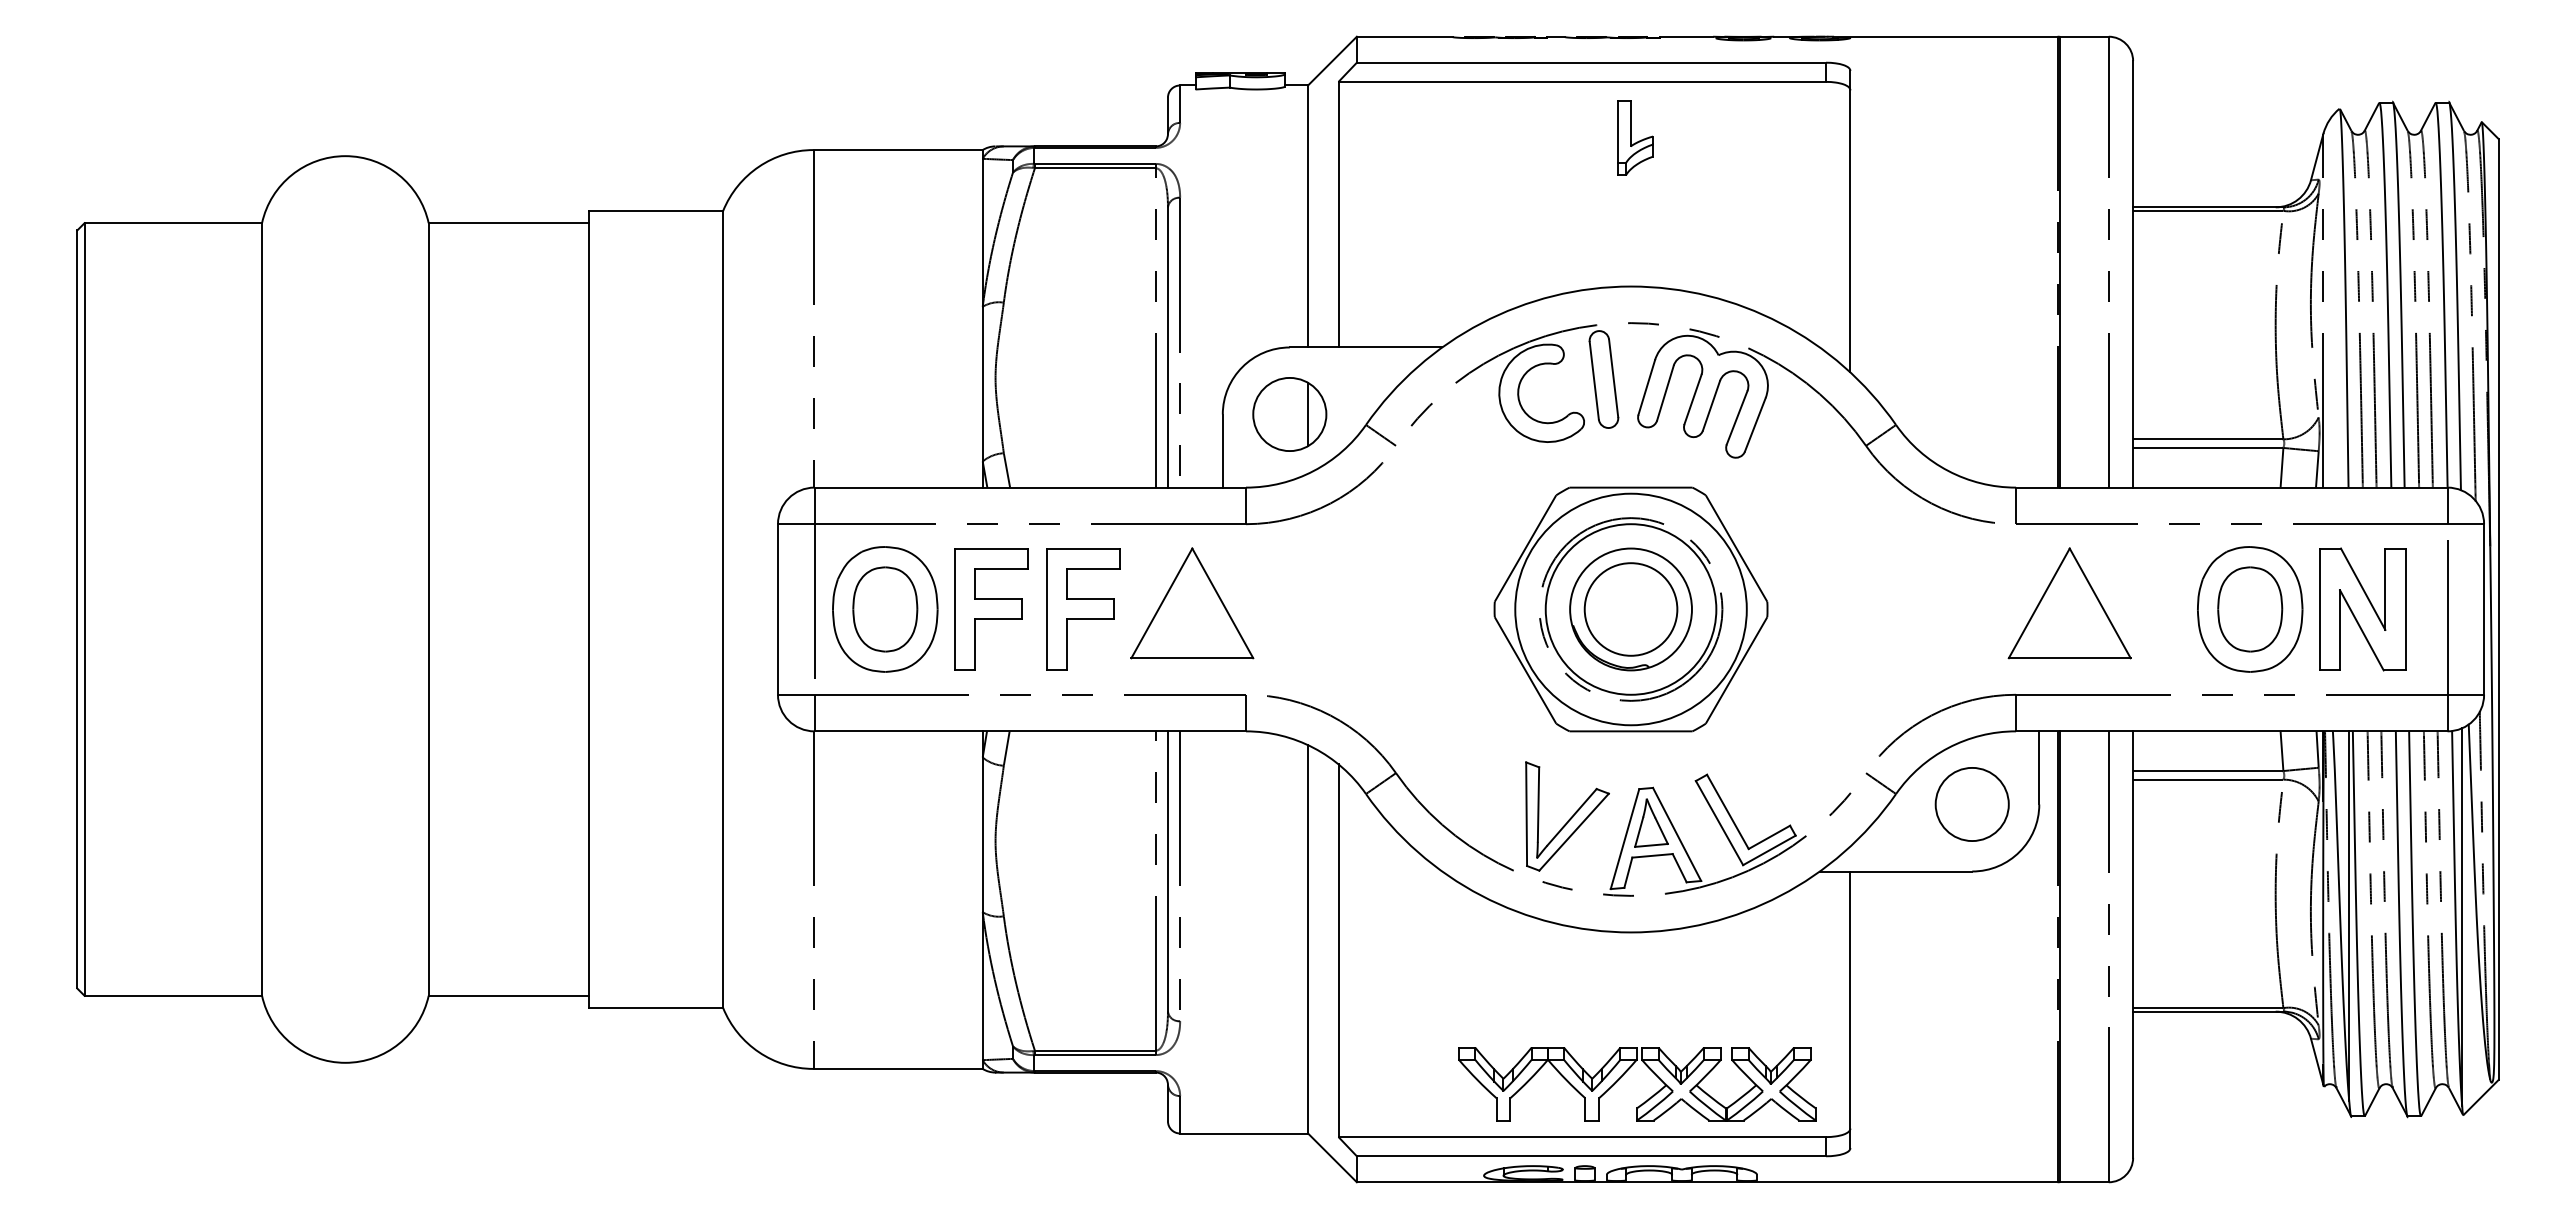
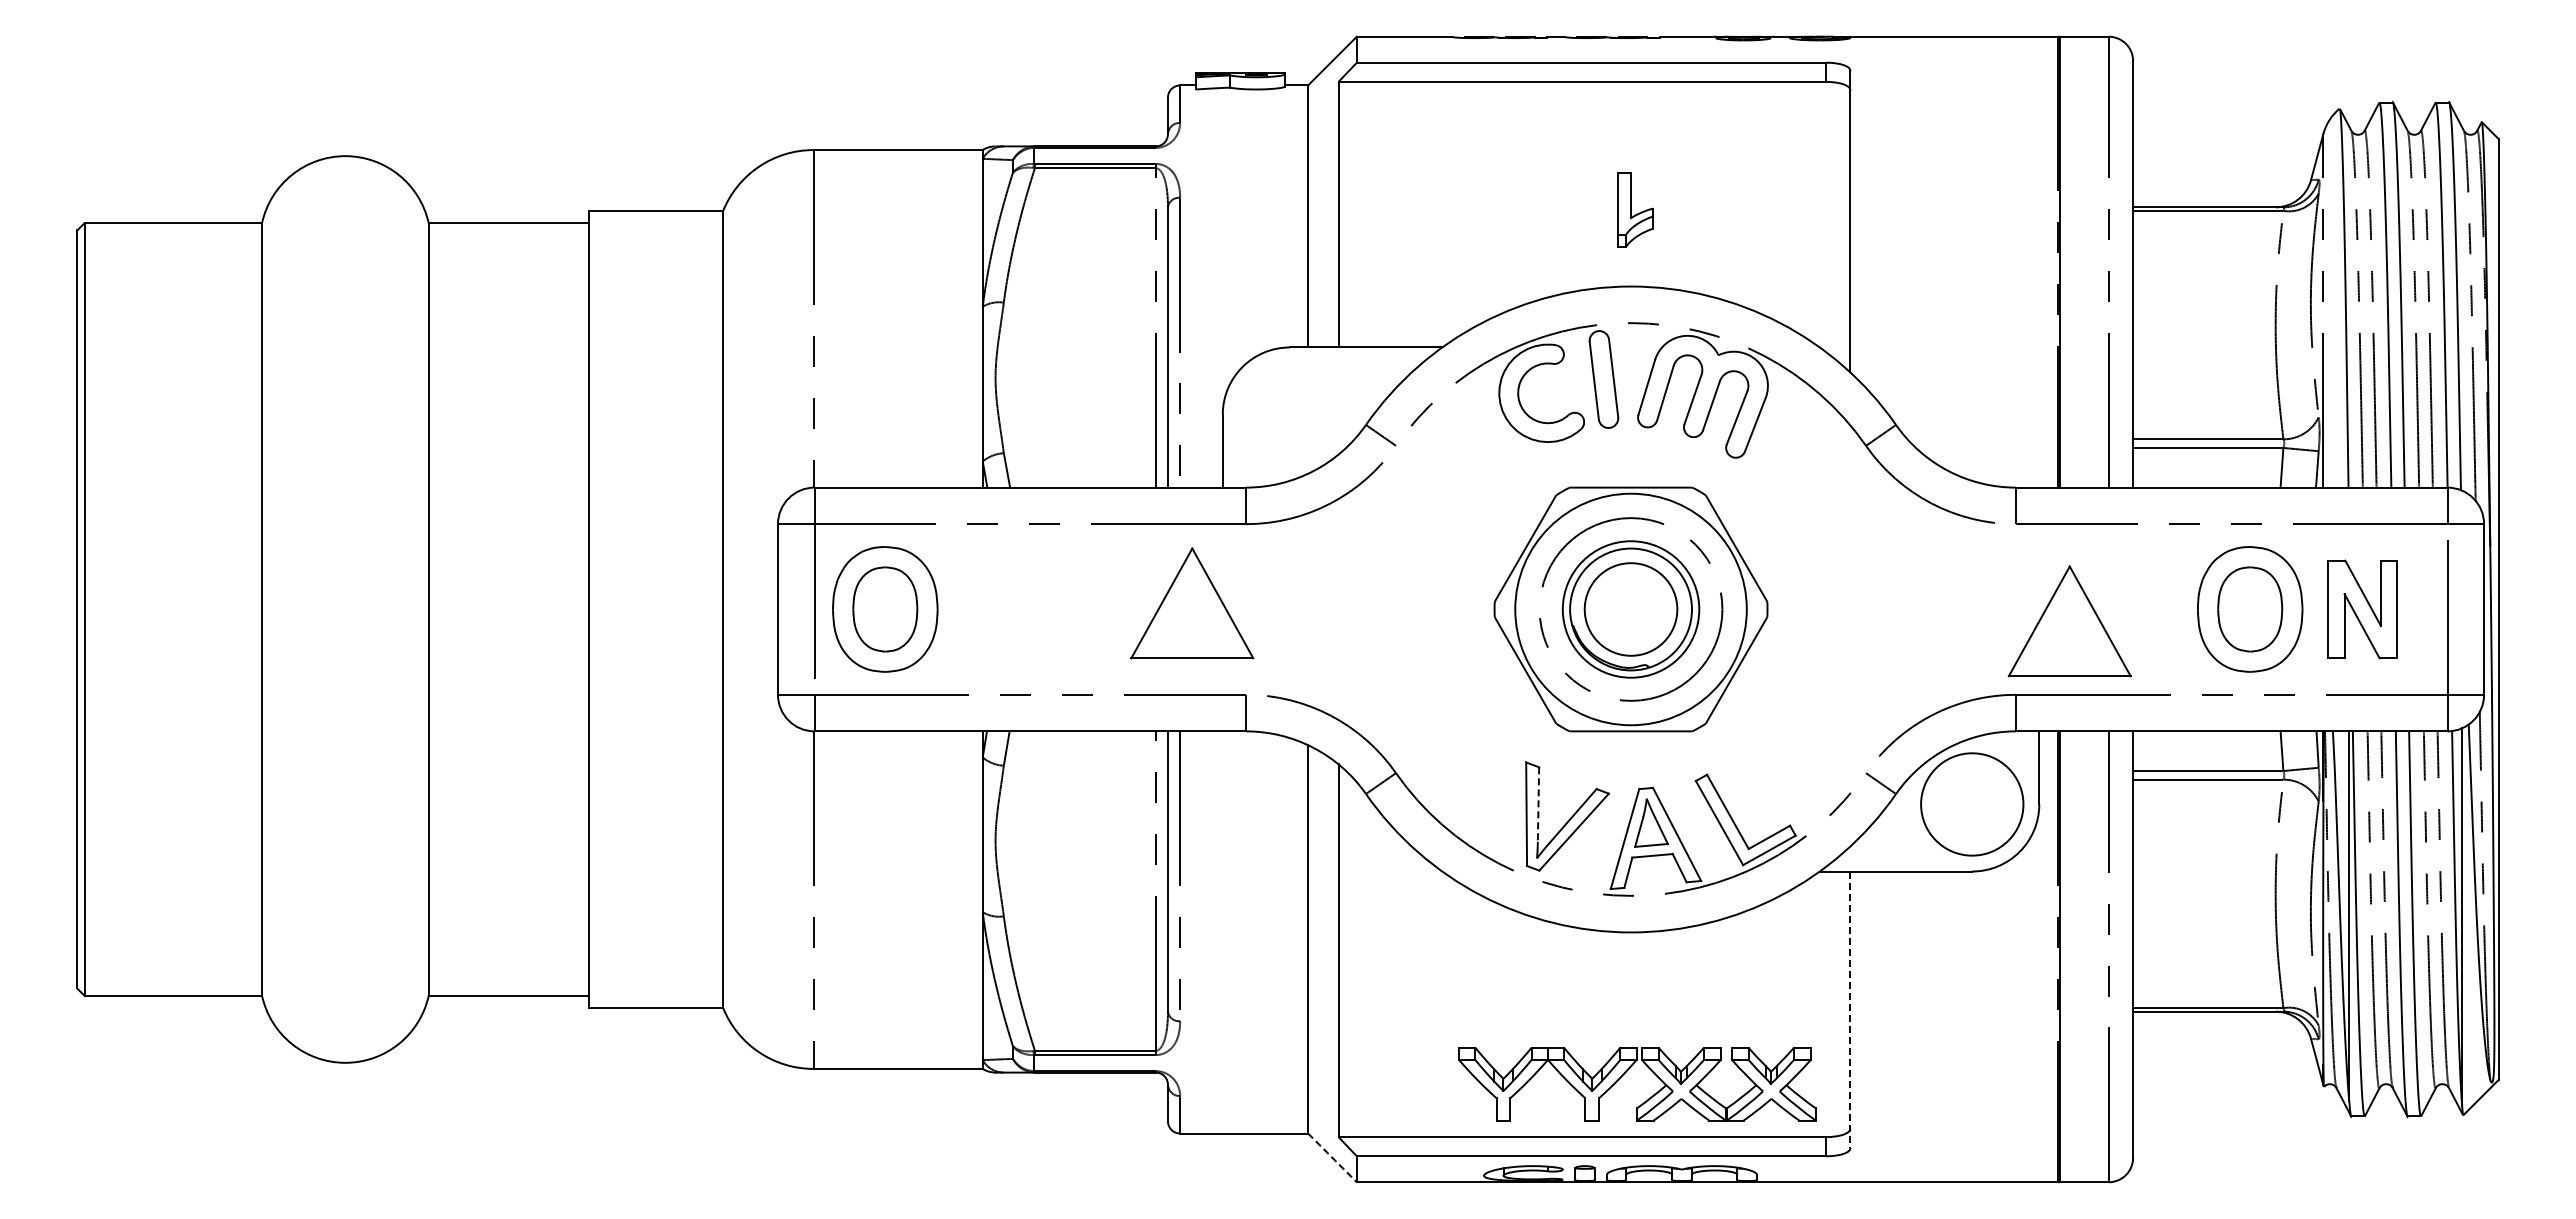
part position: (1635, 137) -> (1635, 209) (1635, 209)
part: present -> none (1289, 414)
part position: (2069, 603) -> (2069, 621) (2069, 621)
part: present -> none (991, 609)
part: present -> none (1083, 609)
circle diameter: 171 px -> 136 px (1630, 609)
part size: 88x125 px -> 71x101 px (2362, 609)
circle diameter: 73 px -> 102 px (1972, 804)
line: solid -> dashed (1538, 805)
line: solid -> dashed (1850, 1010)
line: solid -> dashed (1332, 1158)
